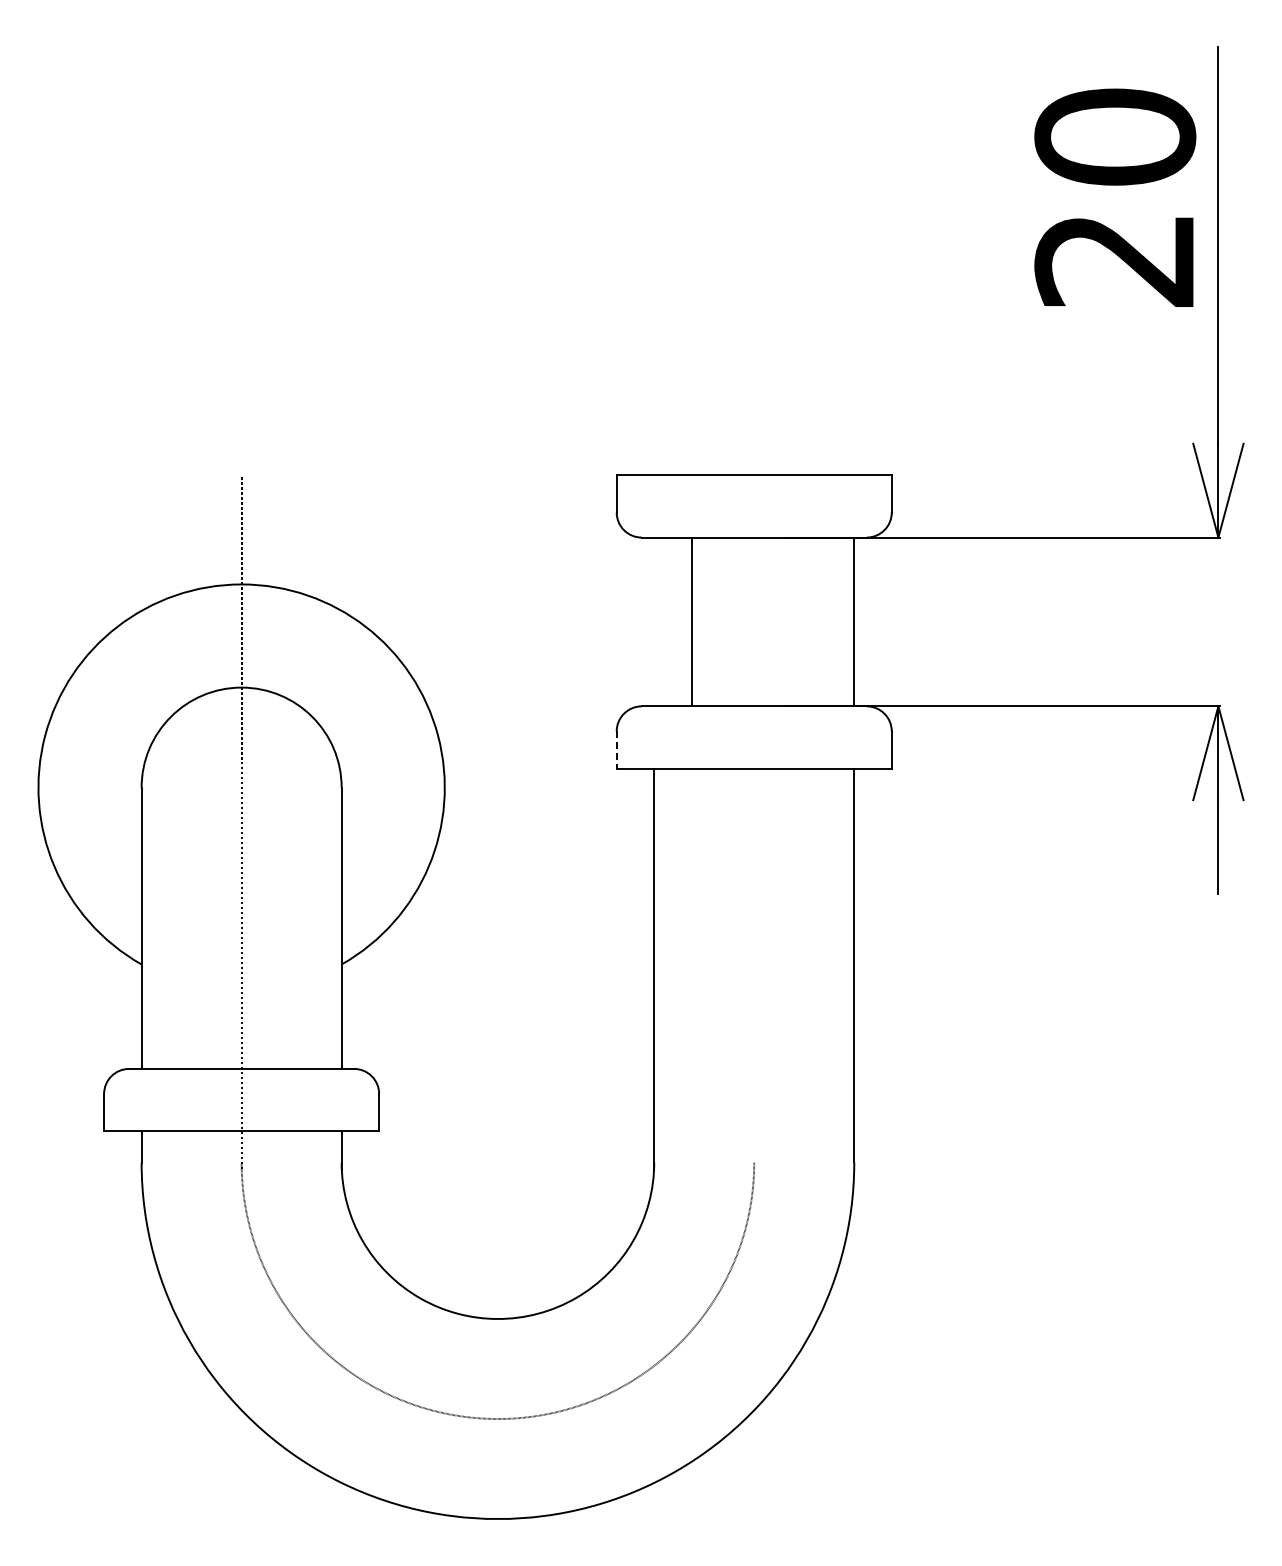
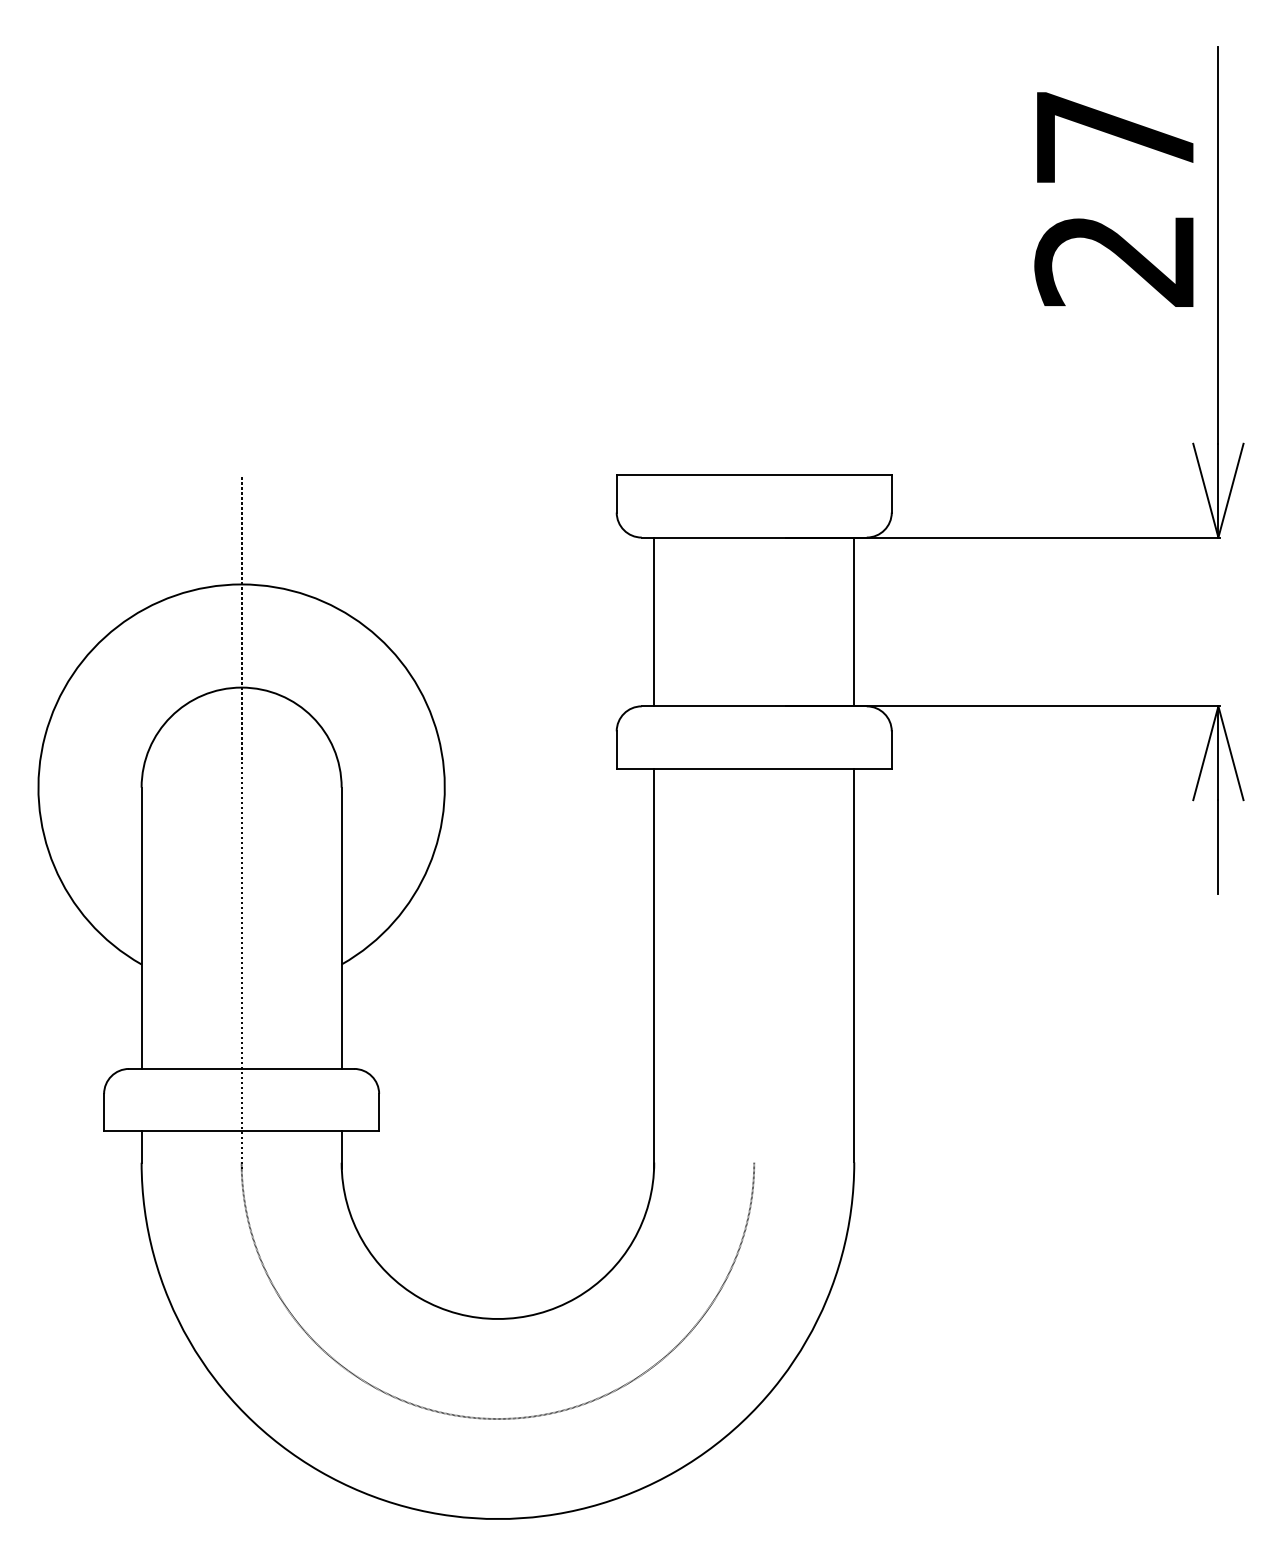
text: 20 -> 27 (1115, 136)
line position: (692, 621) -> (654, 621) (654, 621)
line: dashed -> solid (616, 750)
